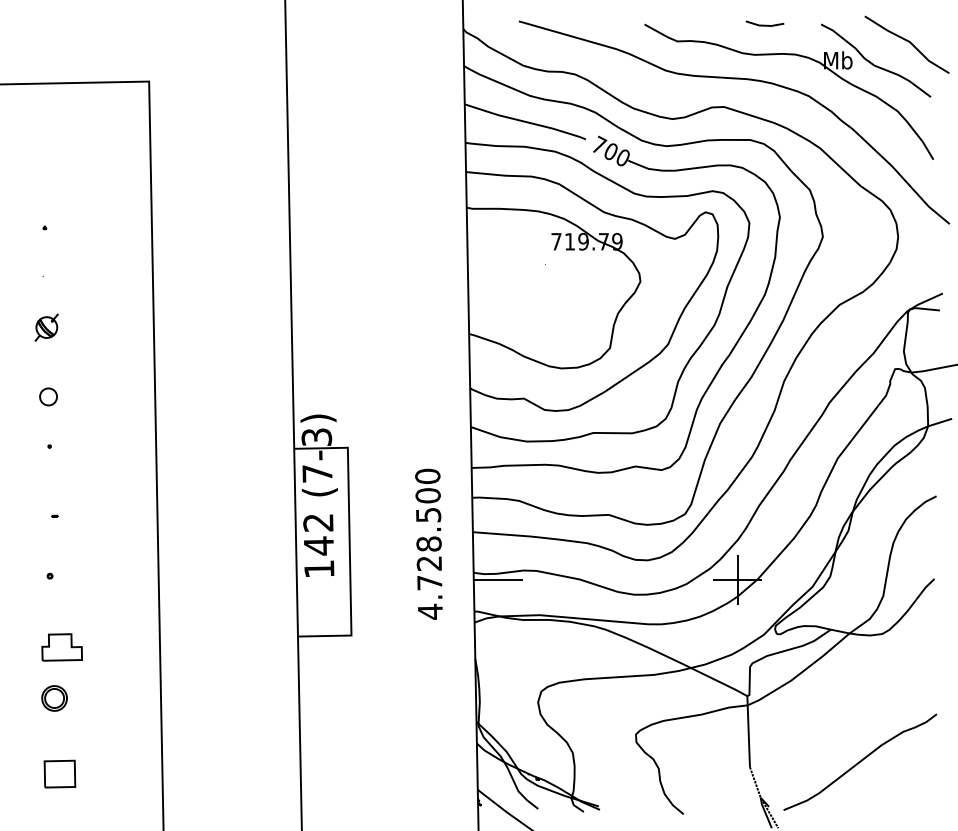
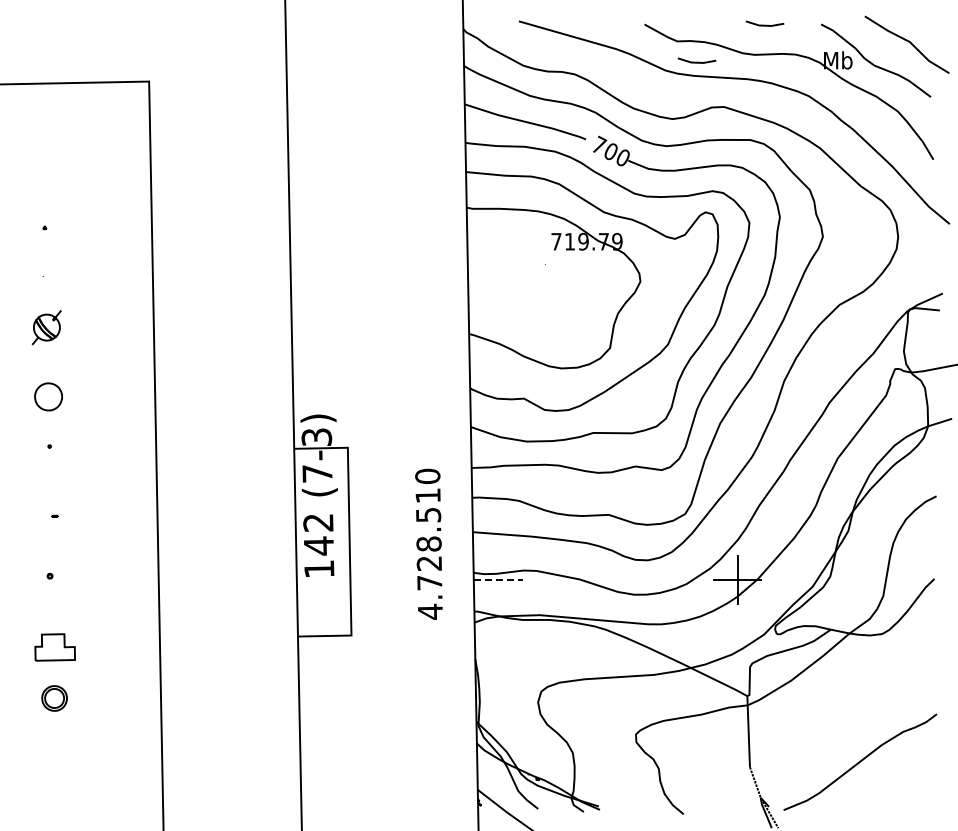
line: none -> present (696, 61)
part size: 25x29 px -> 31x36 px (46, 327)
part size: 19x20 px -> 30x30 px (48, 396)
text: 4.728.500 -> 4.728.510 (427, 495)
line: solid -> dashed (498, 580)
part position: (61, 647) -> (54, 647) (54, 647)
part: present -> none (59, 773)
